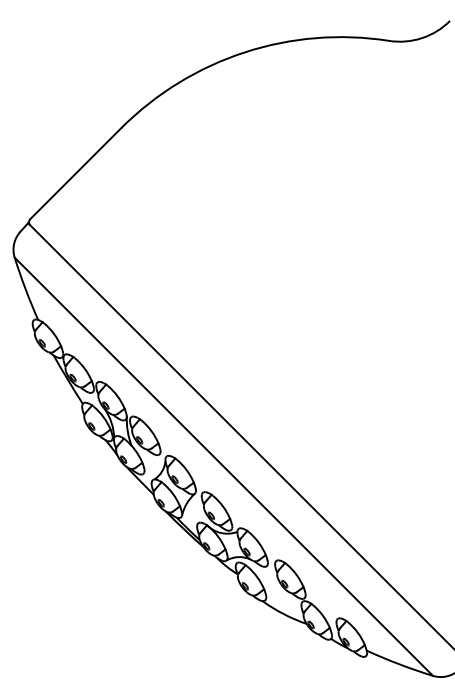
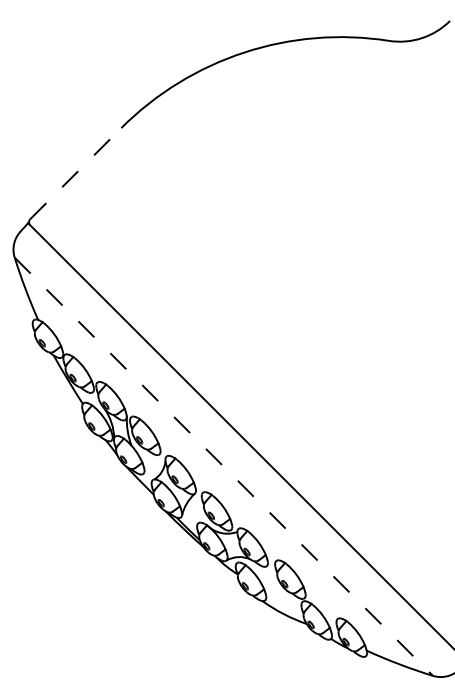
line: solid -> dashed (76, 173)
line: solid -> dashed (223, 466)
